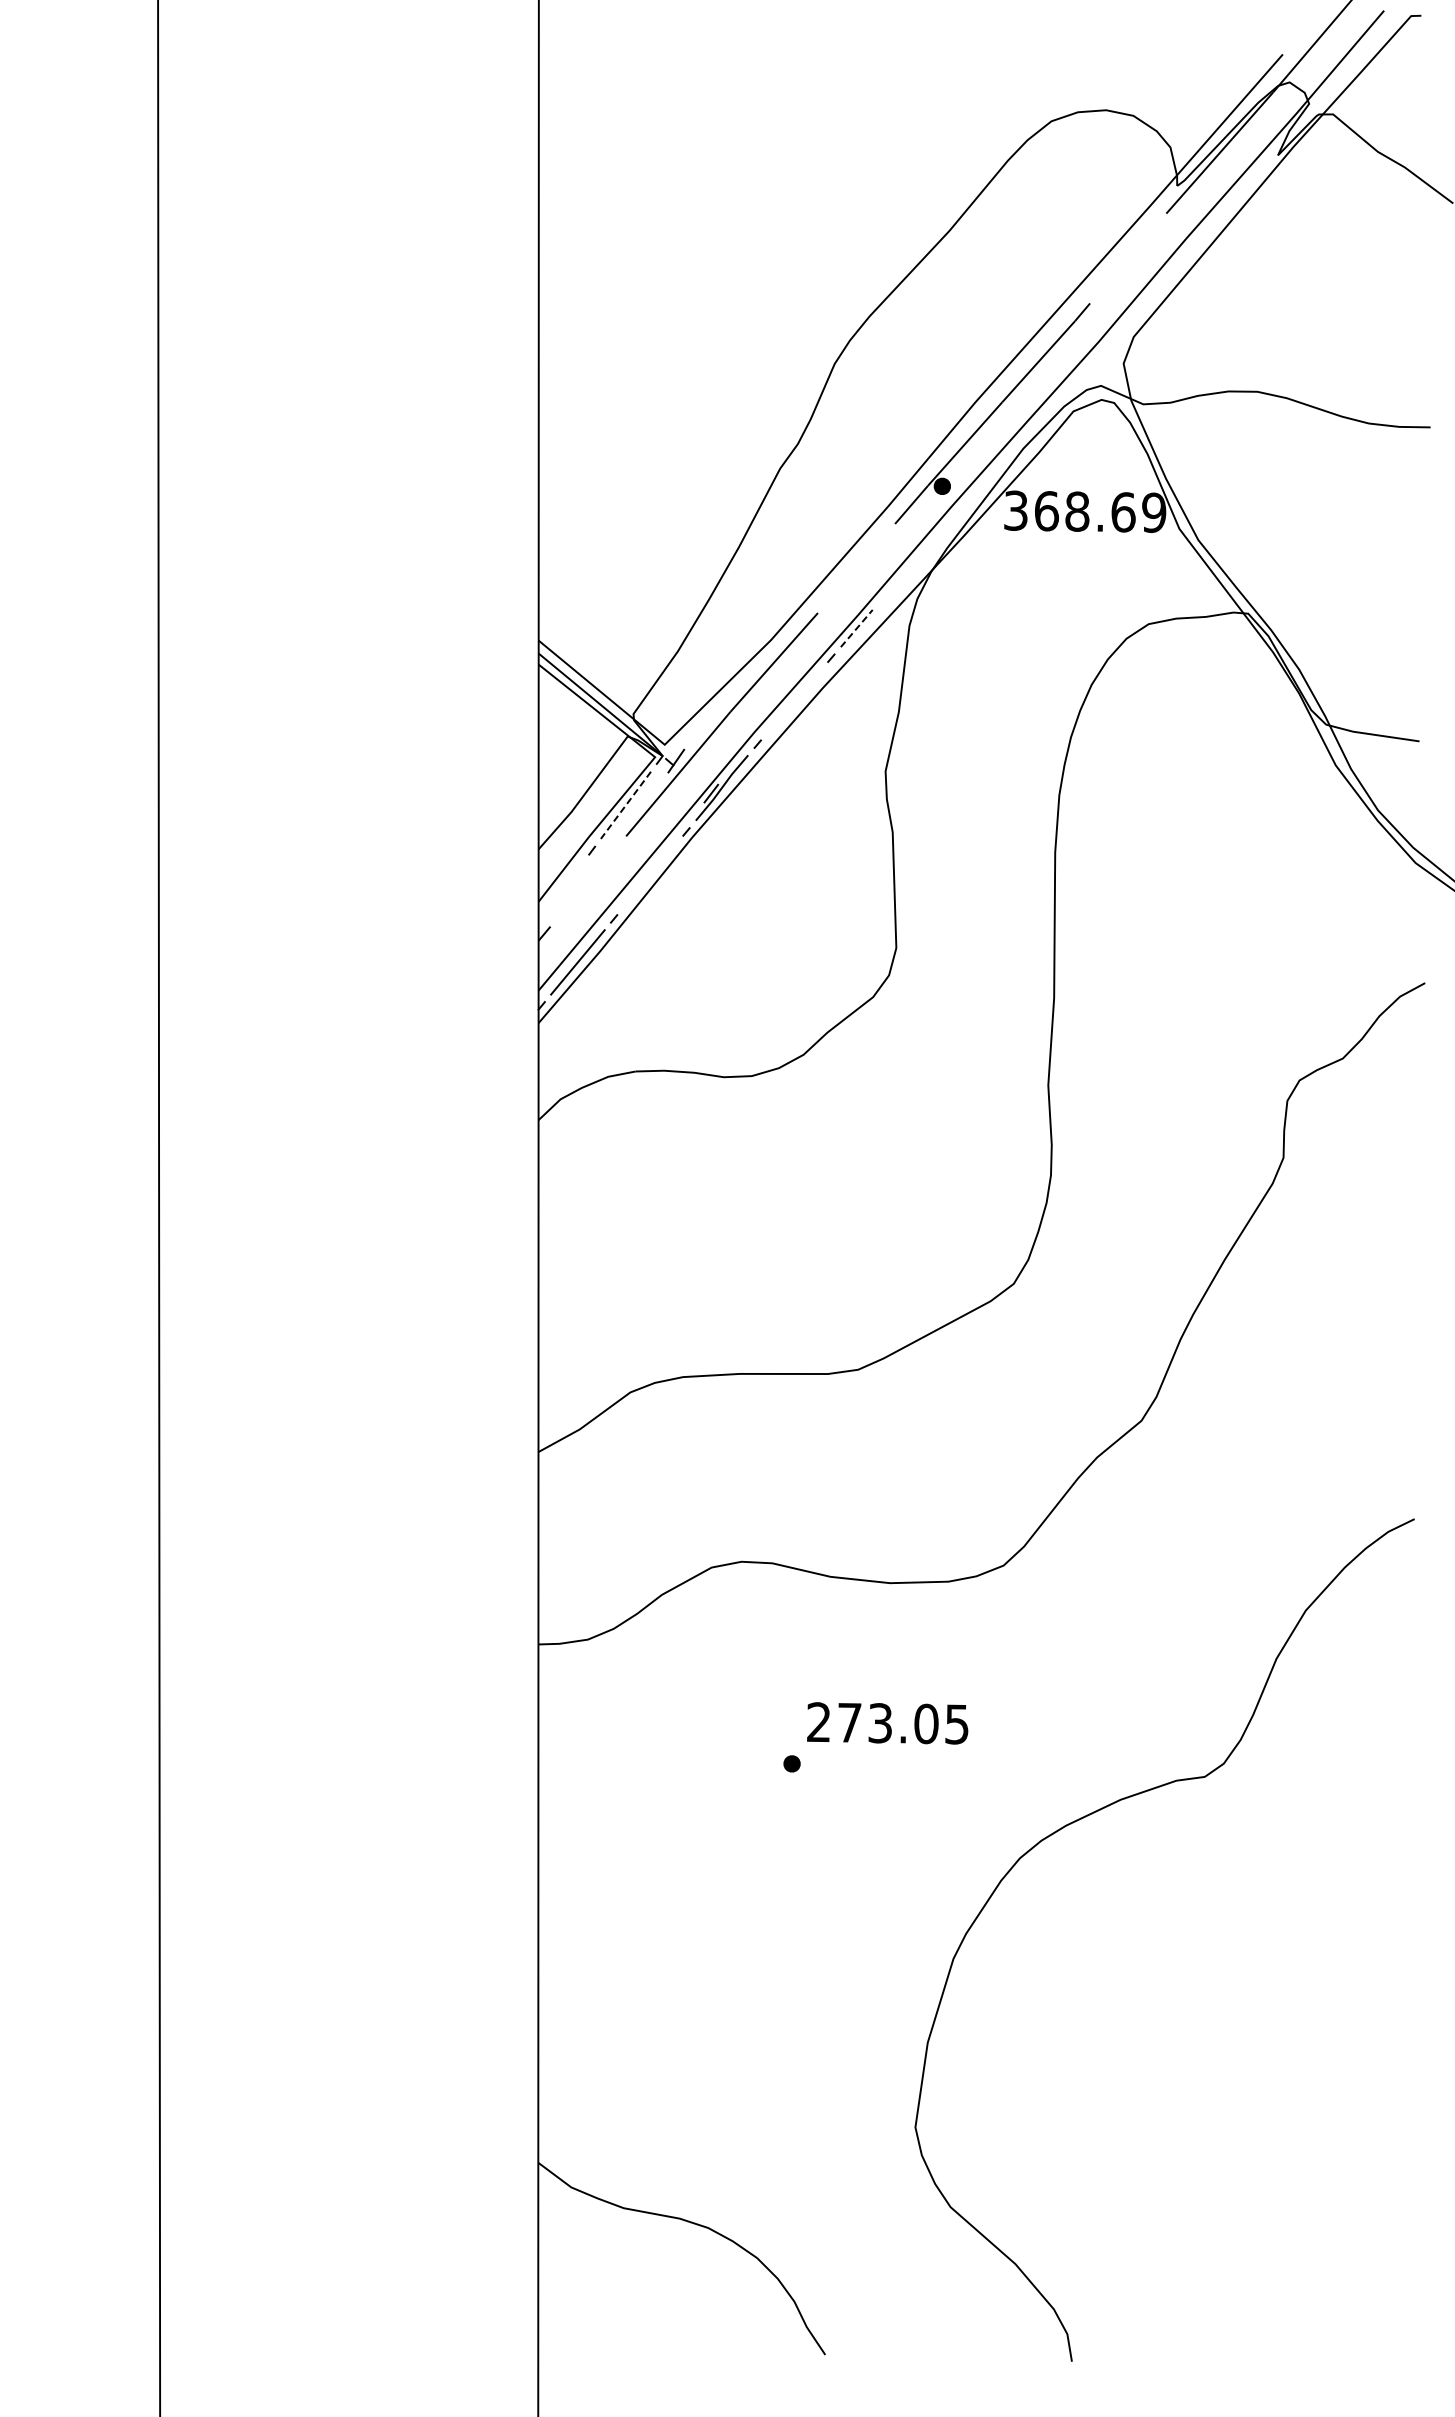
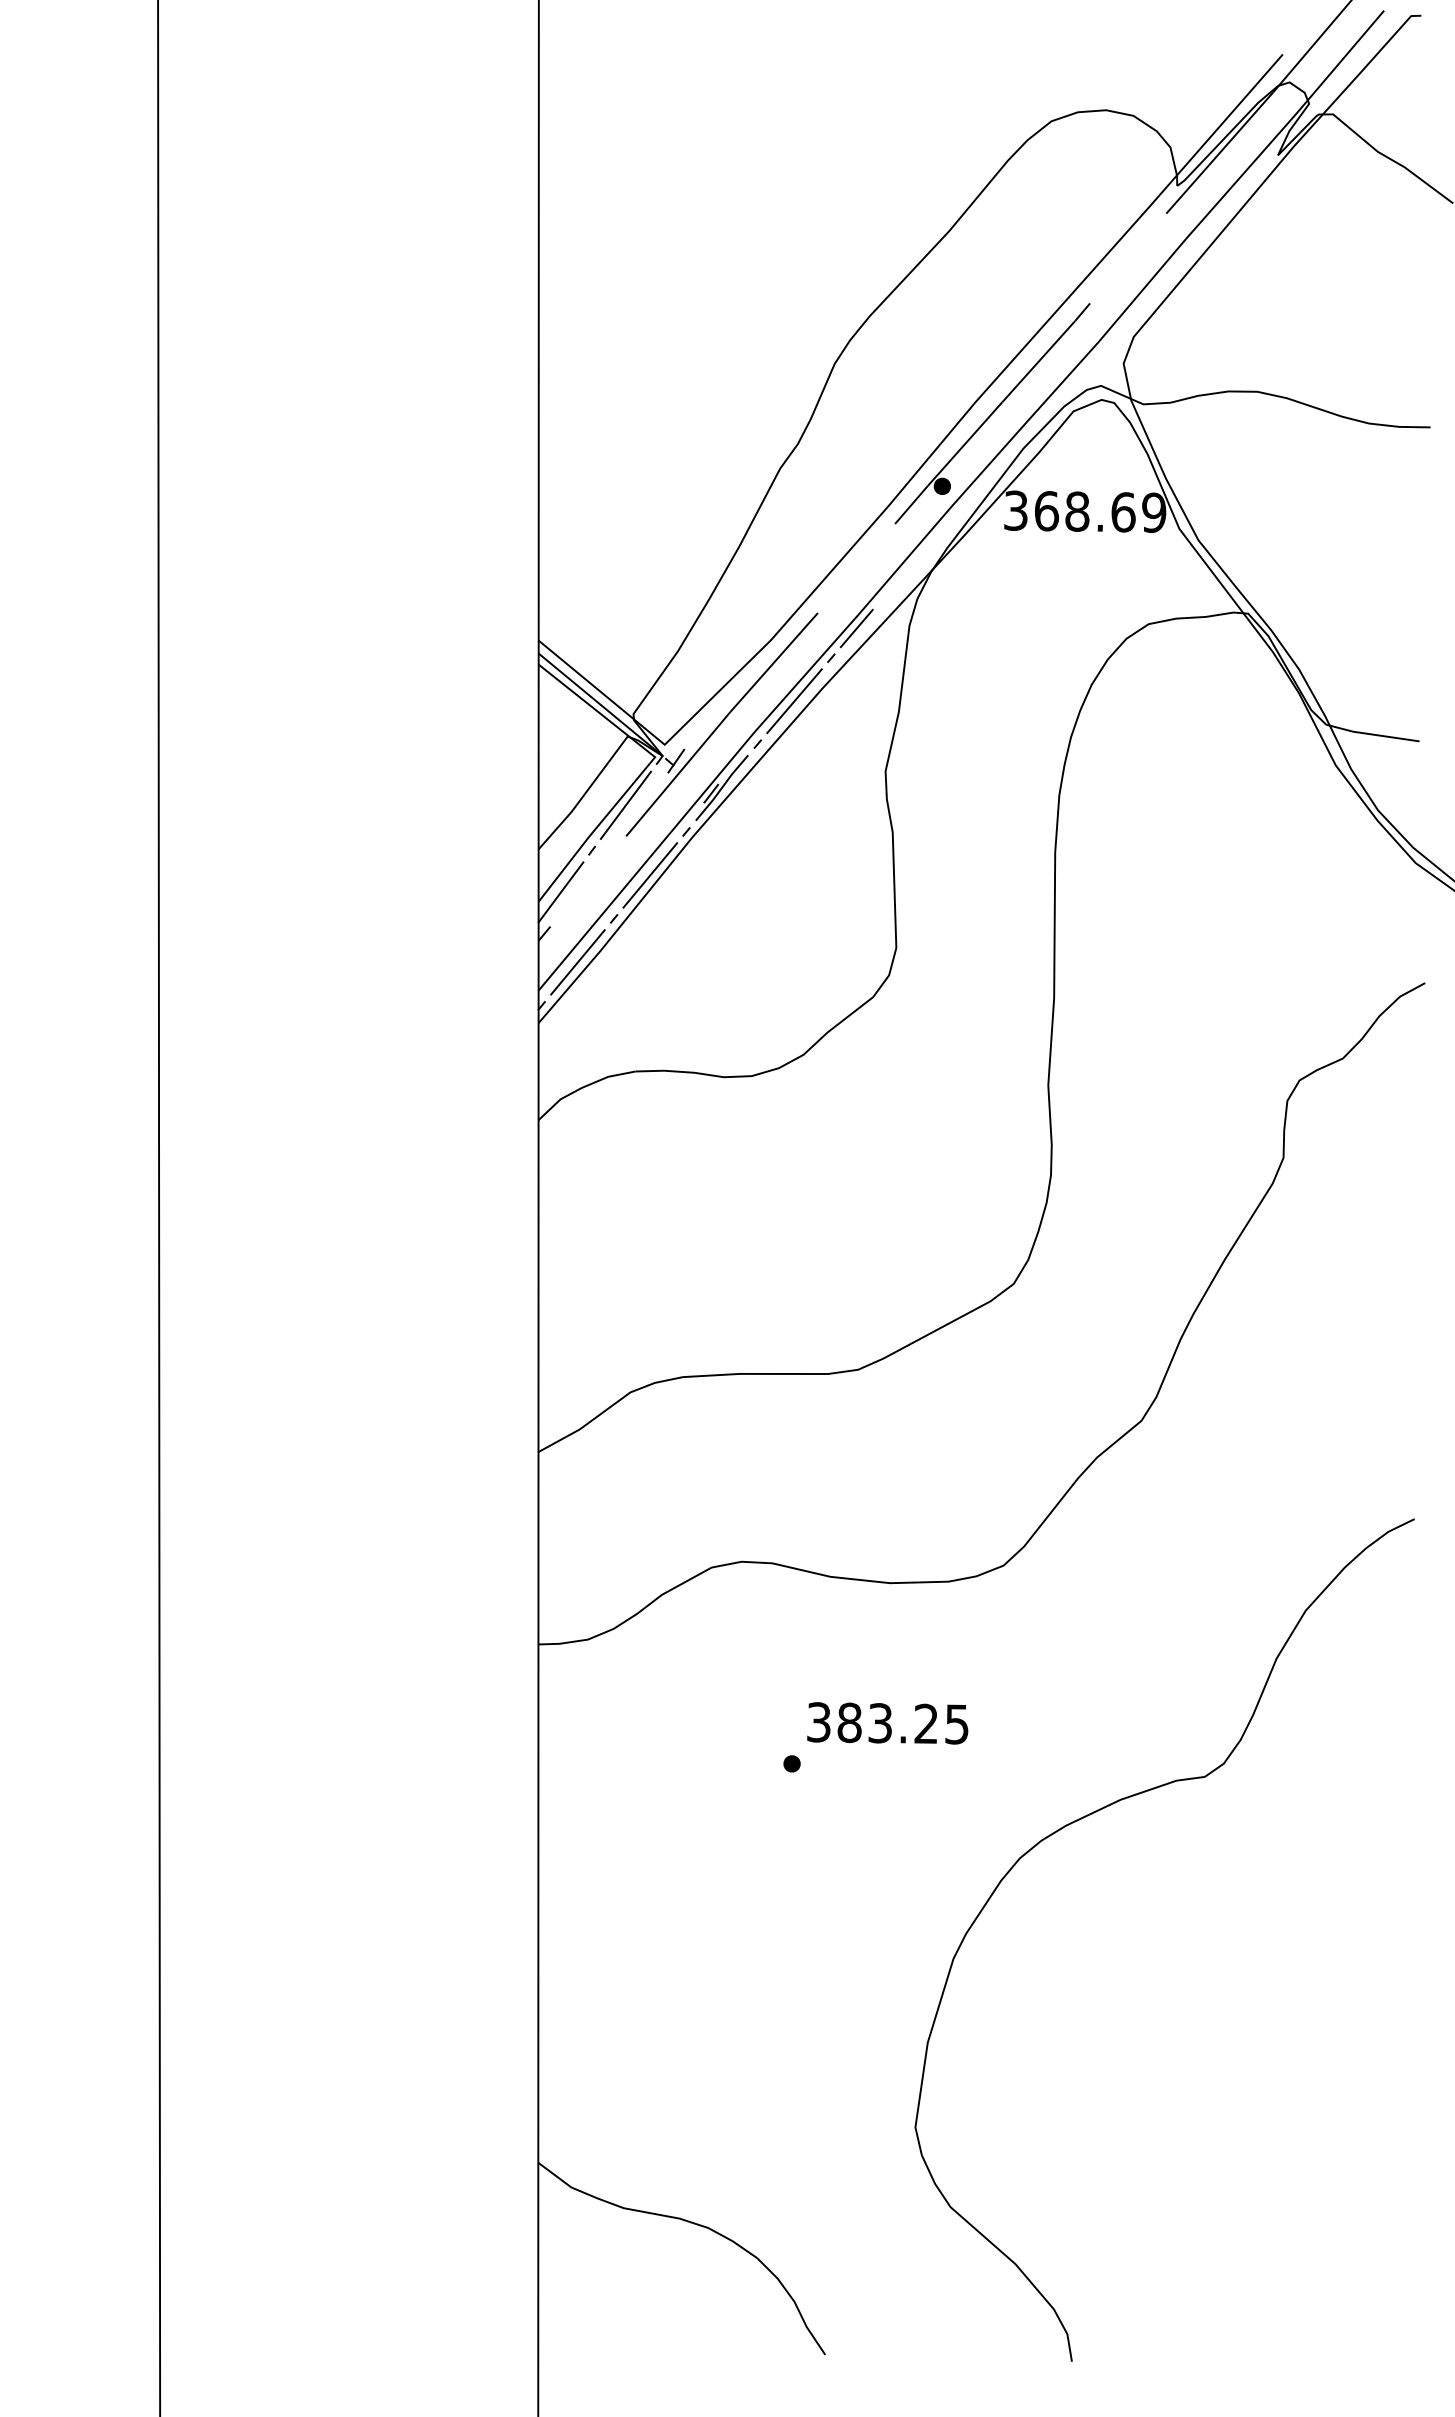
line: dashed -> solid (857, 628)
line: none -> present (794, 701)
line: dashed -> solid (625, 805)
line: none -> present (650, 875)
line: none -> present (560, 892)
text: 273.05 -> 383.25 (872, 1723)
